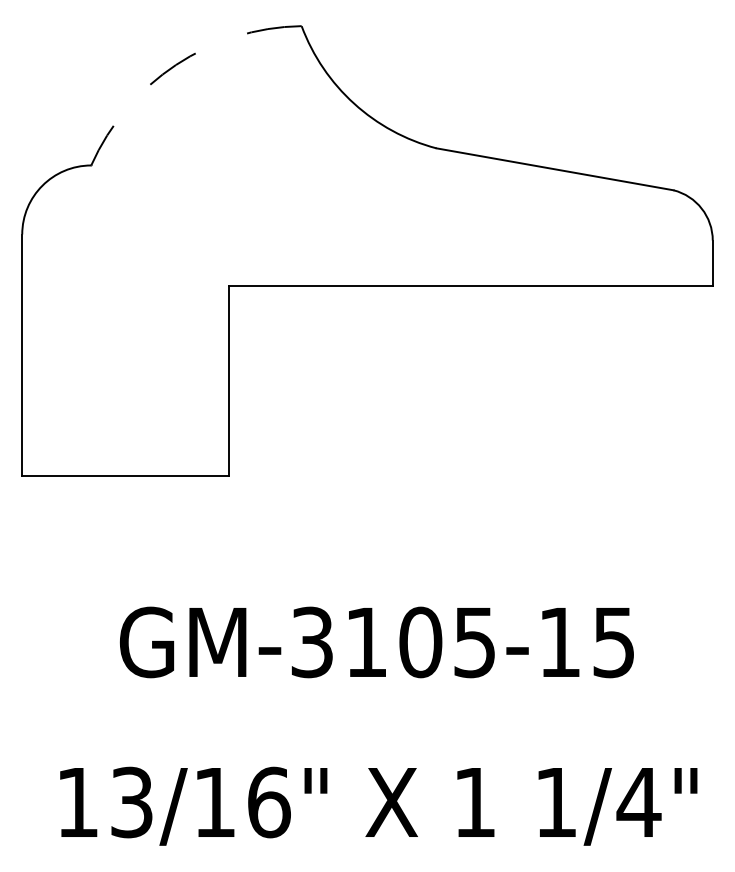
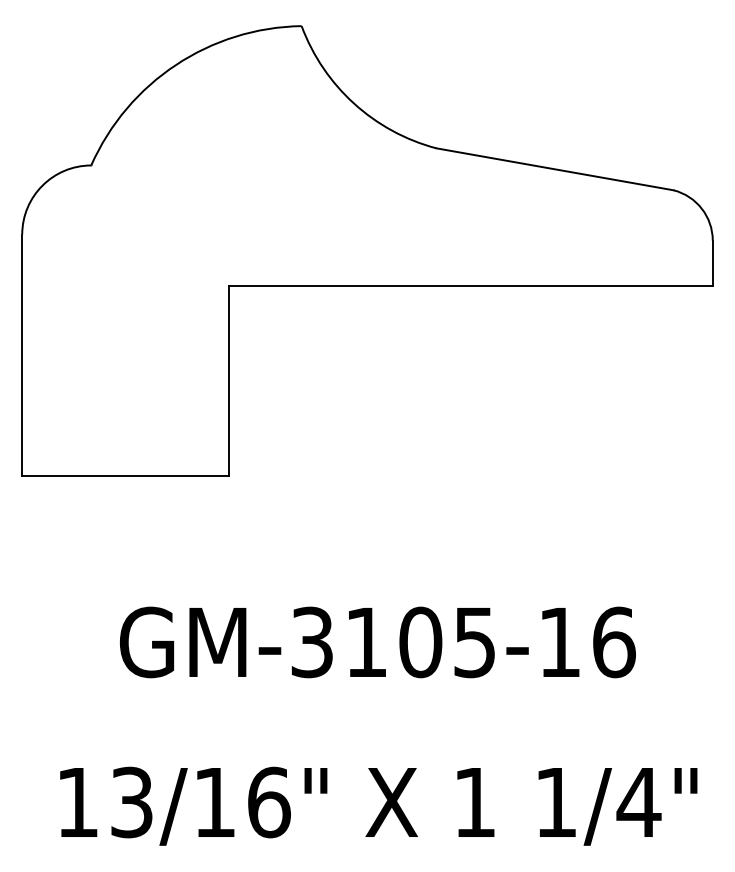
arc: dashed -> solid (176, 64)
text: GM-3105-15 -> GM-3105-16 (614, 642)
